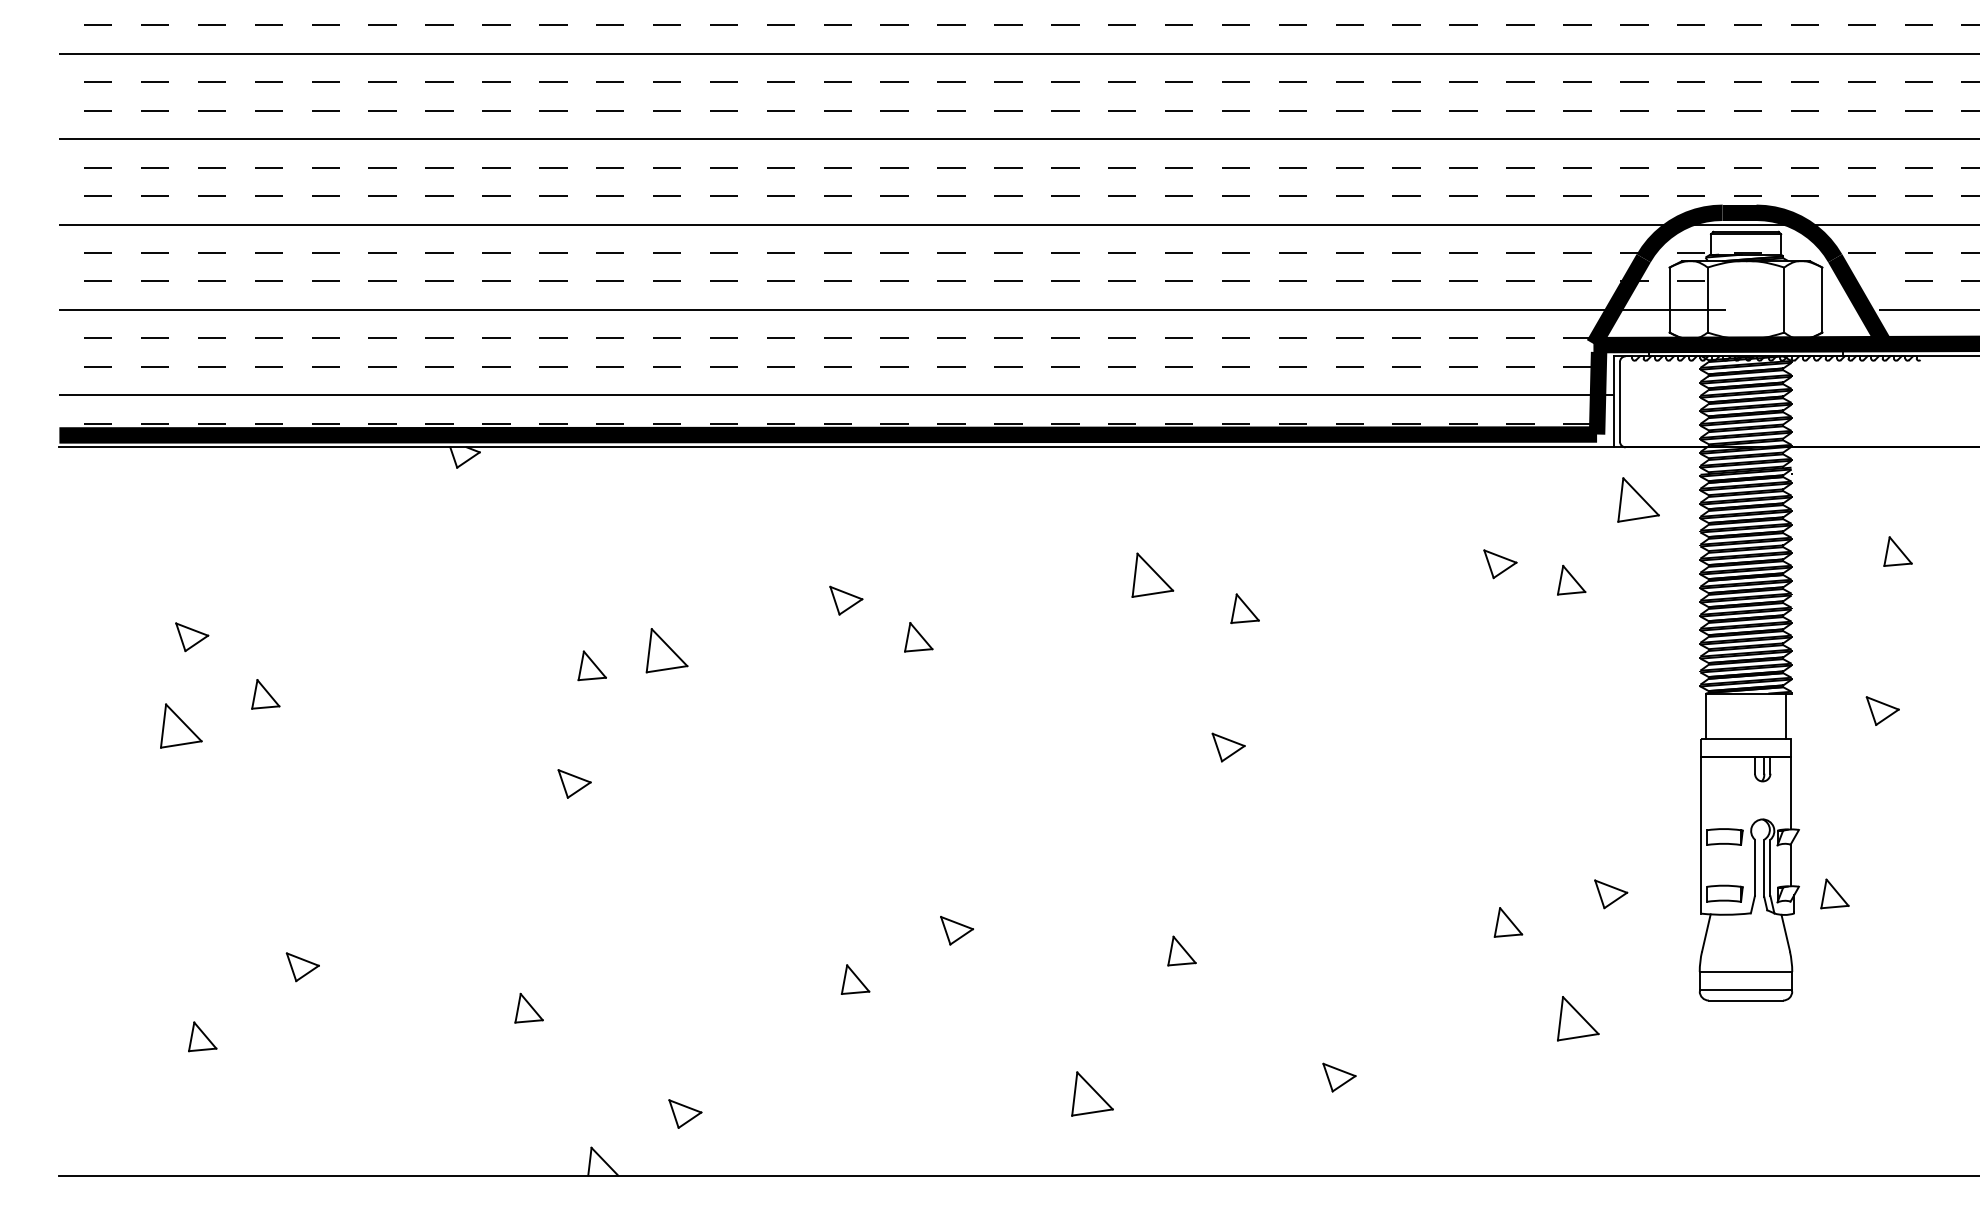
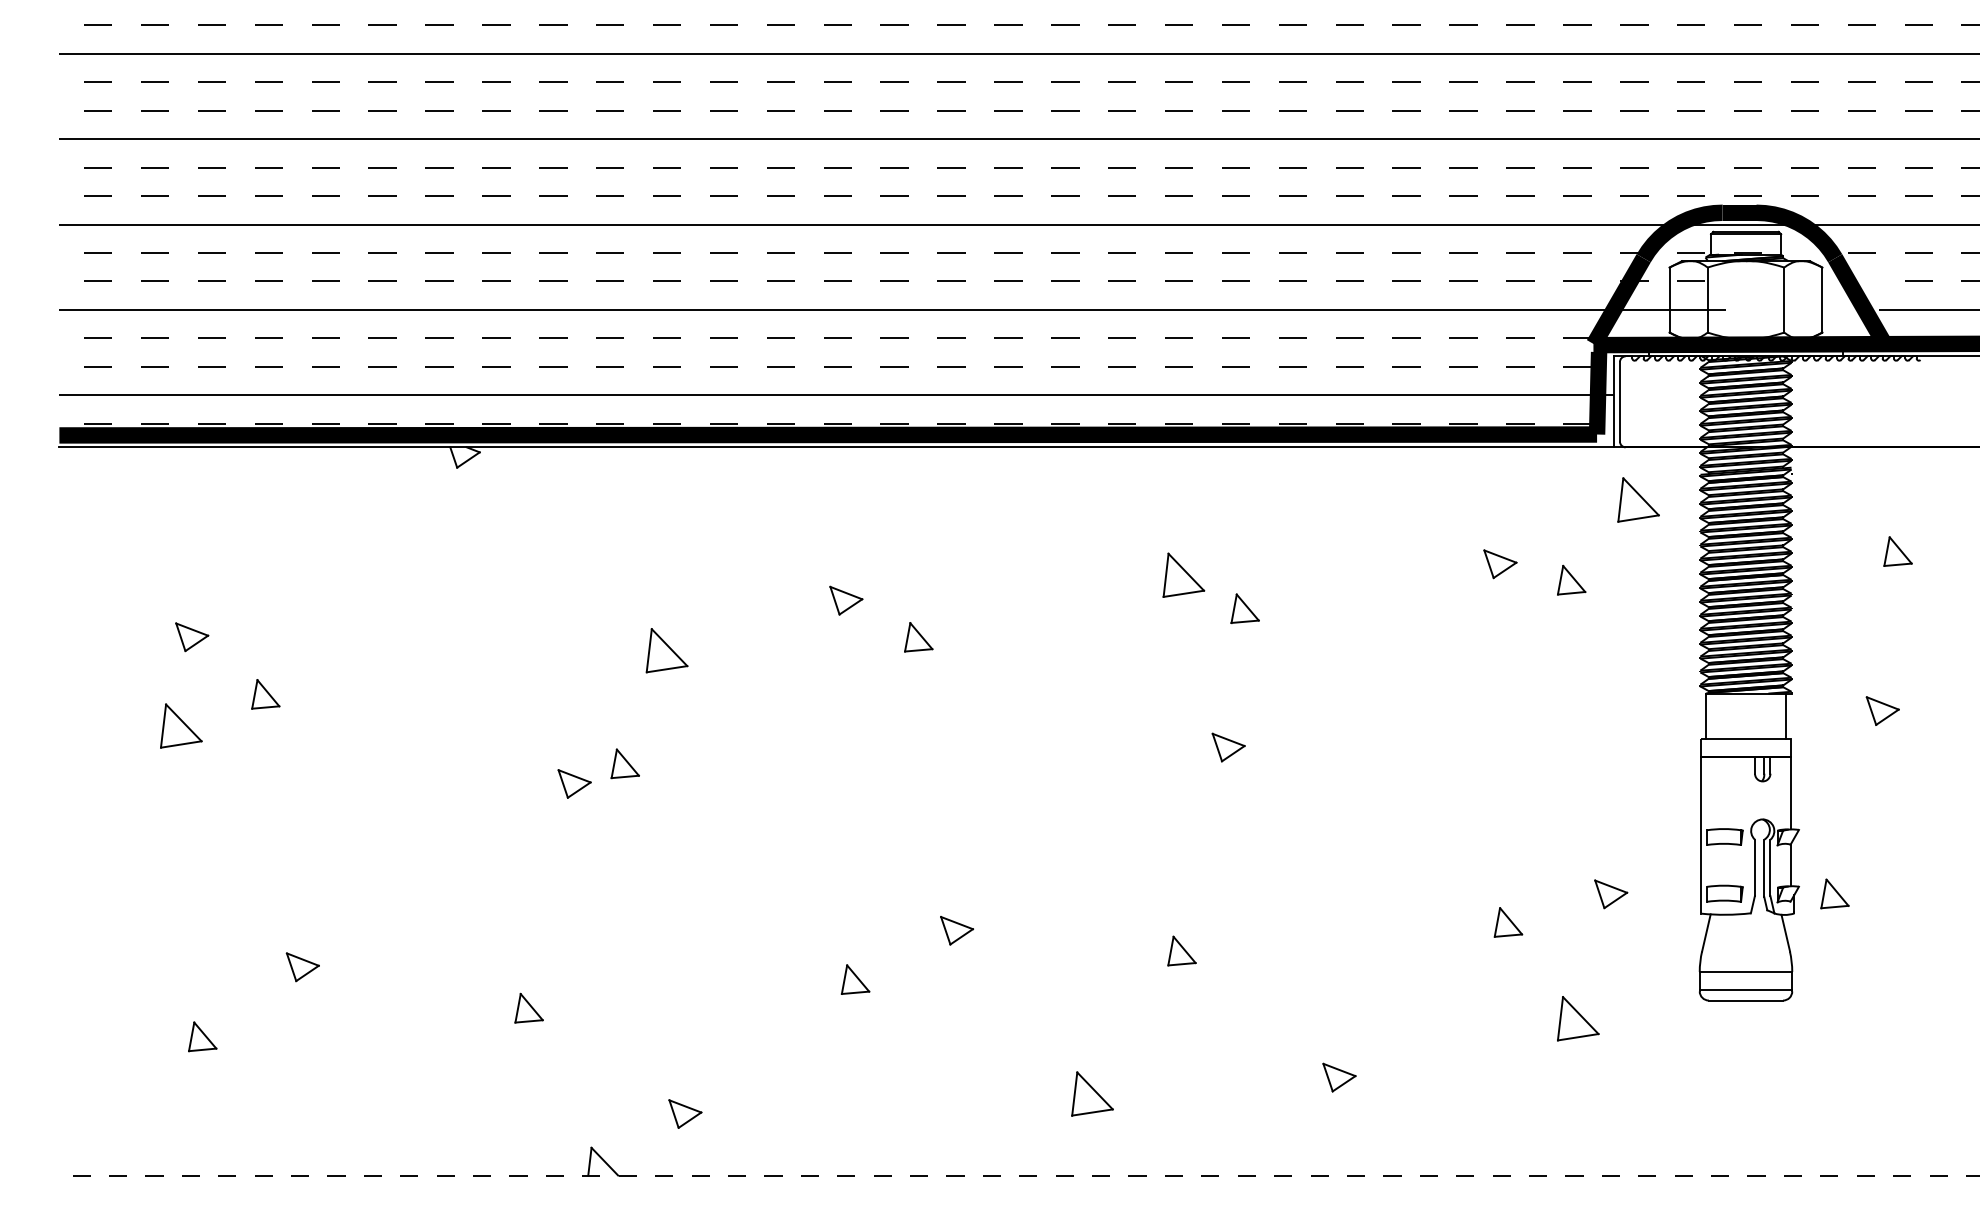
part position: (1152, 574) -> (1183, 574) (1183, 574)
part position: (591, 665) -> (624, 763) (624, 763)
line: solid -> dashed (1019, 1175)
